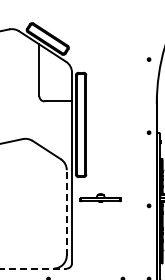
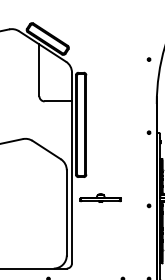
line: dashed -> solid (66, 212)
line: dashed -> solid (33, 268)
